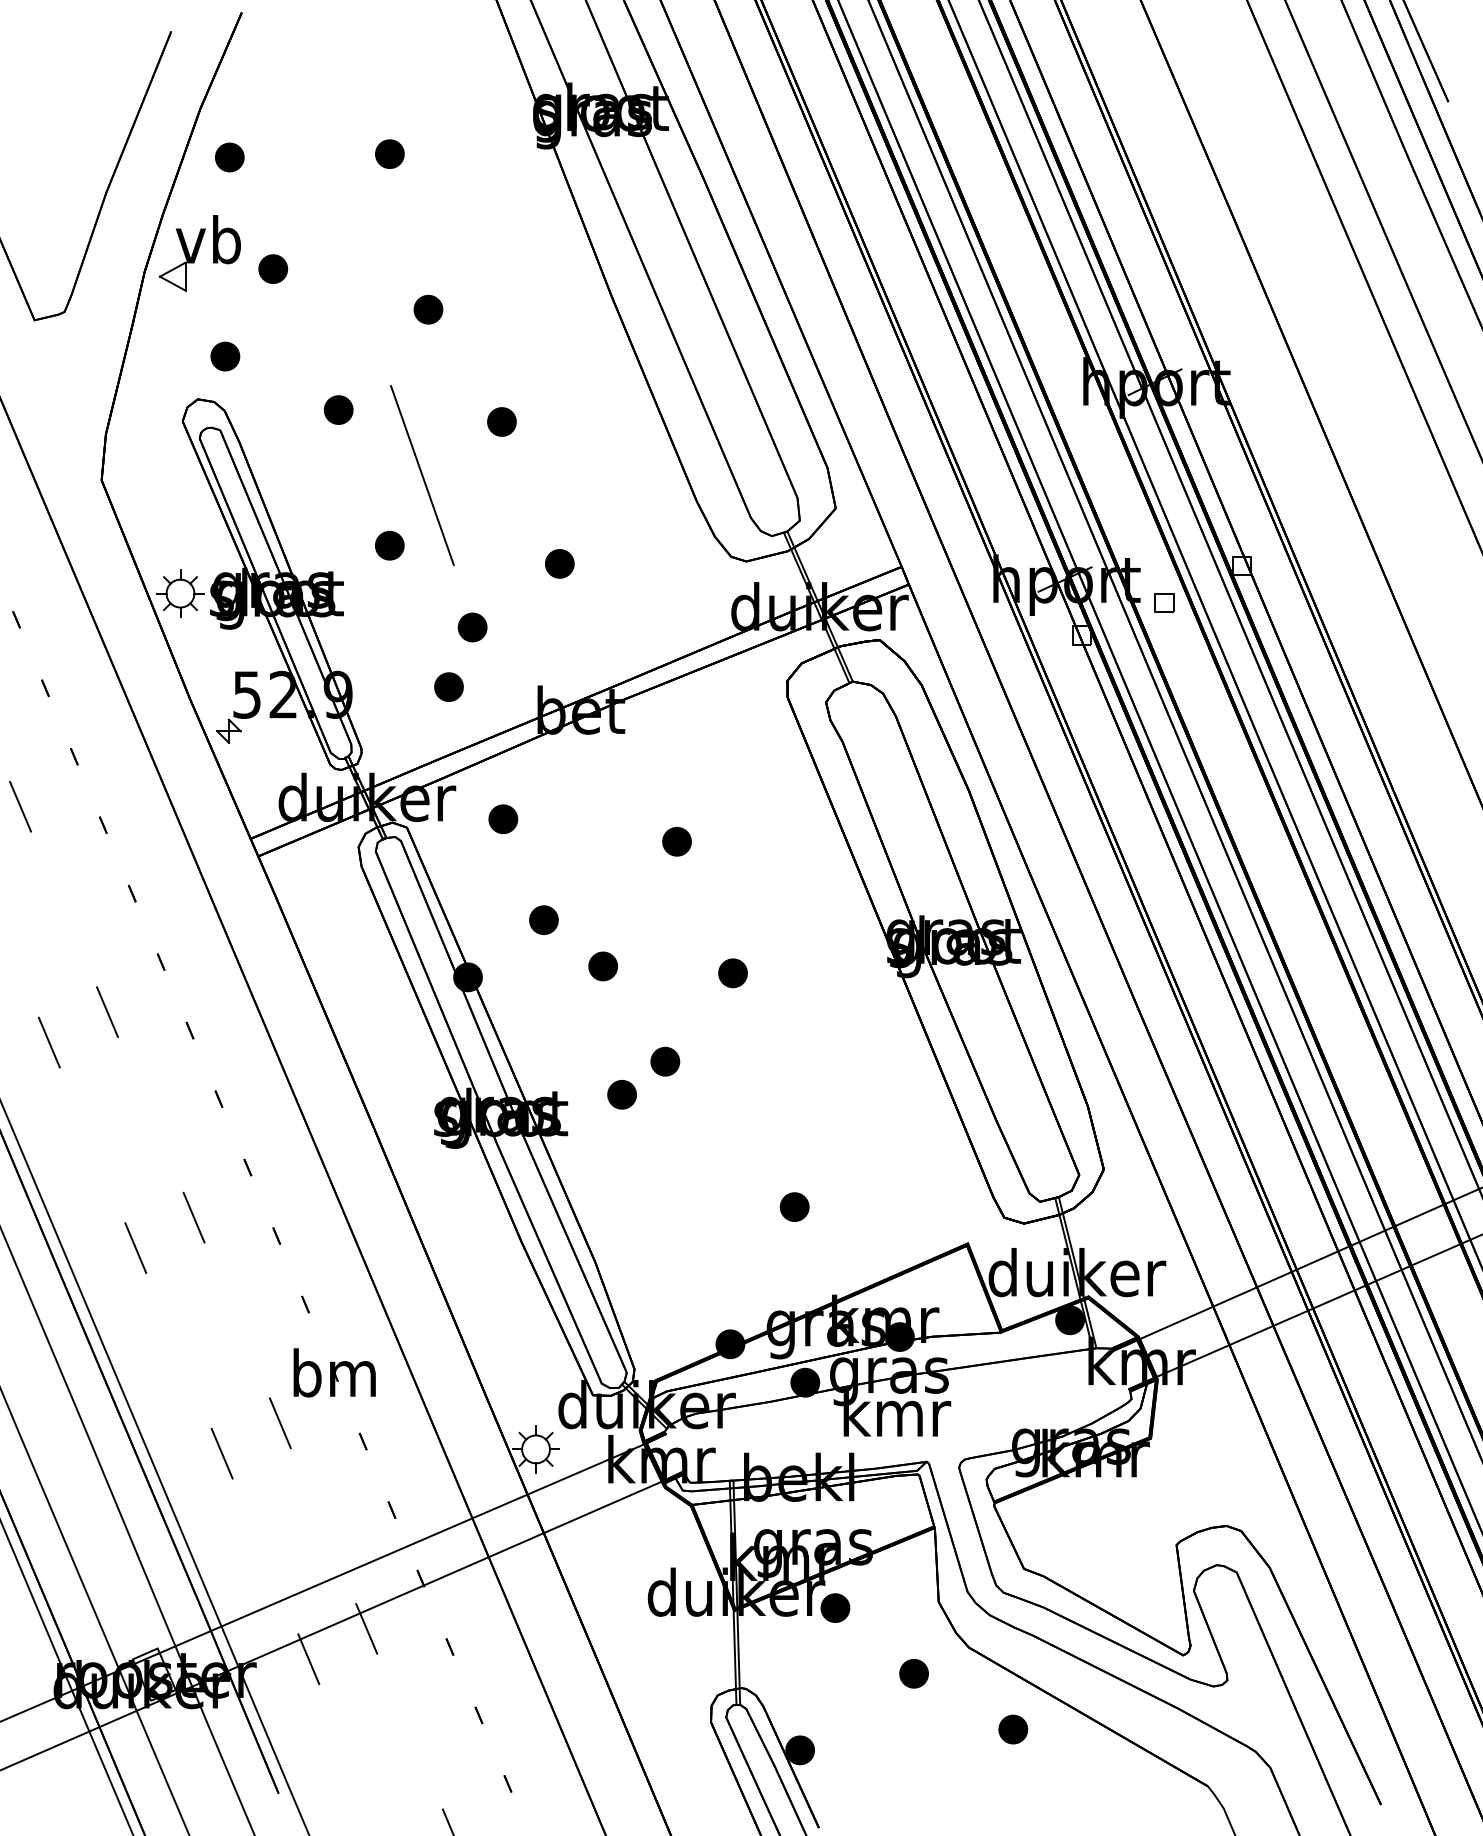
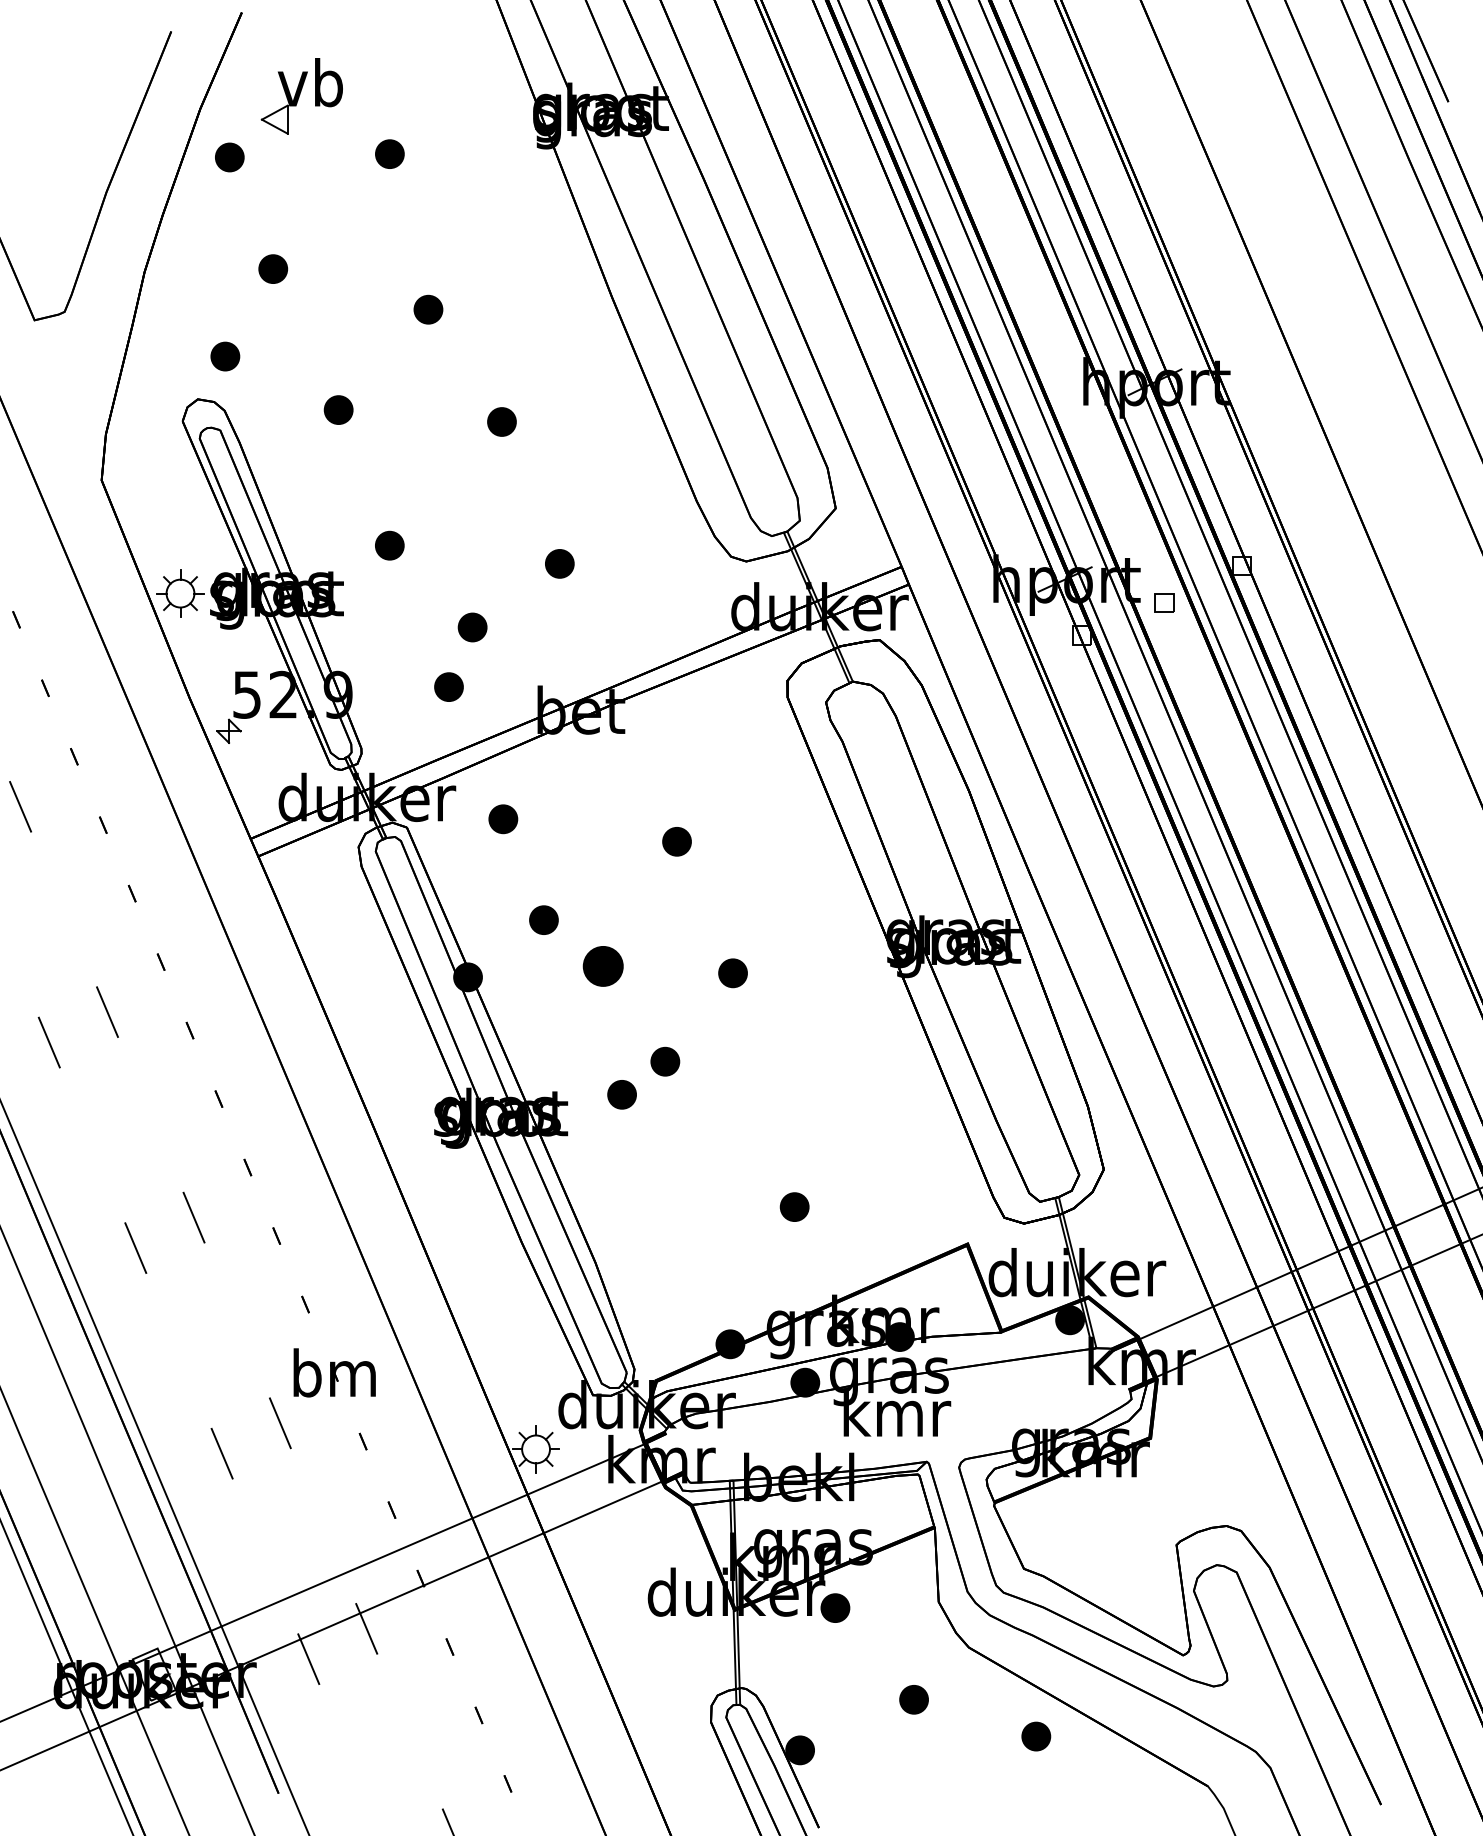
part position: (199, 253) -> (301, 96) (301, 96)
line: present -> none (422, 475)
part size: 30x31 px -> 42x41 px (602, 966)
part position: (913, 1673) -> (913, 1699) (913, 1699)
part position: (1013, 1729) -> (1036, 1736) (1036, 1736)
